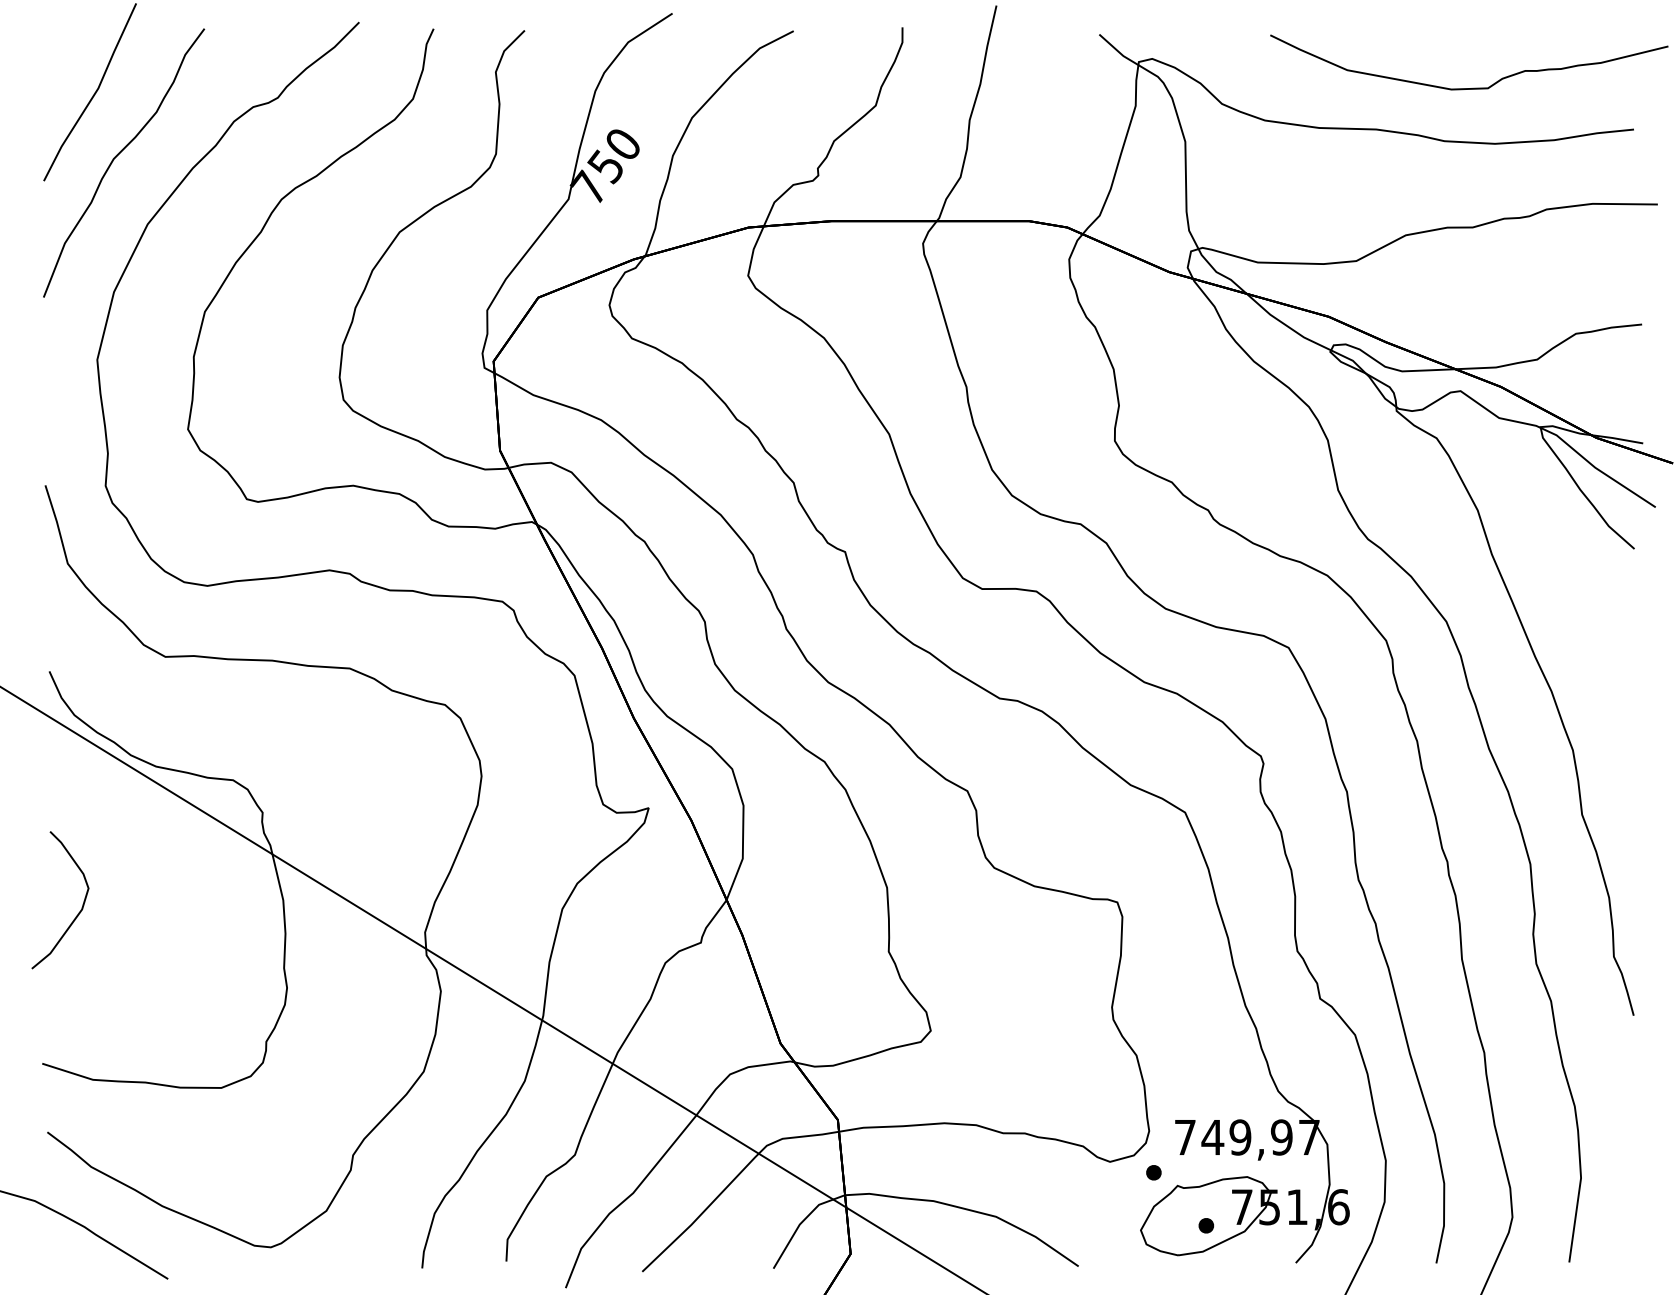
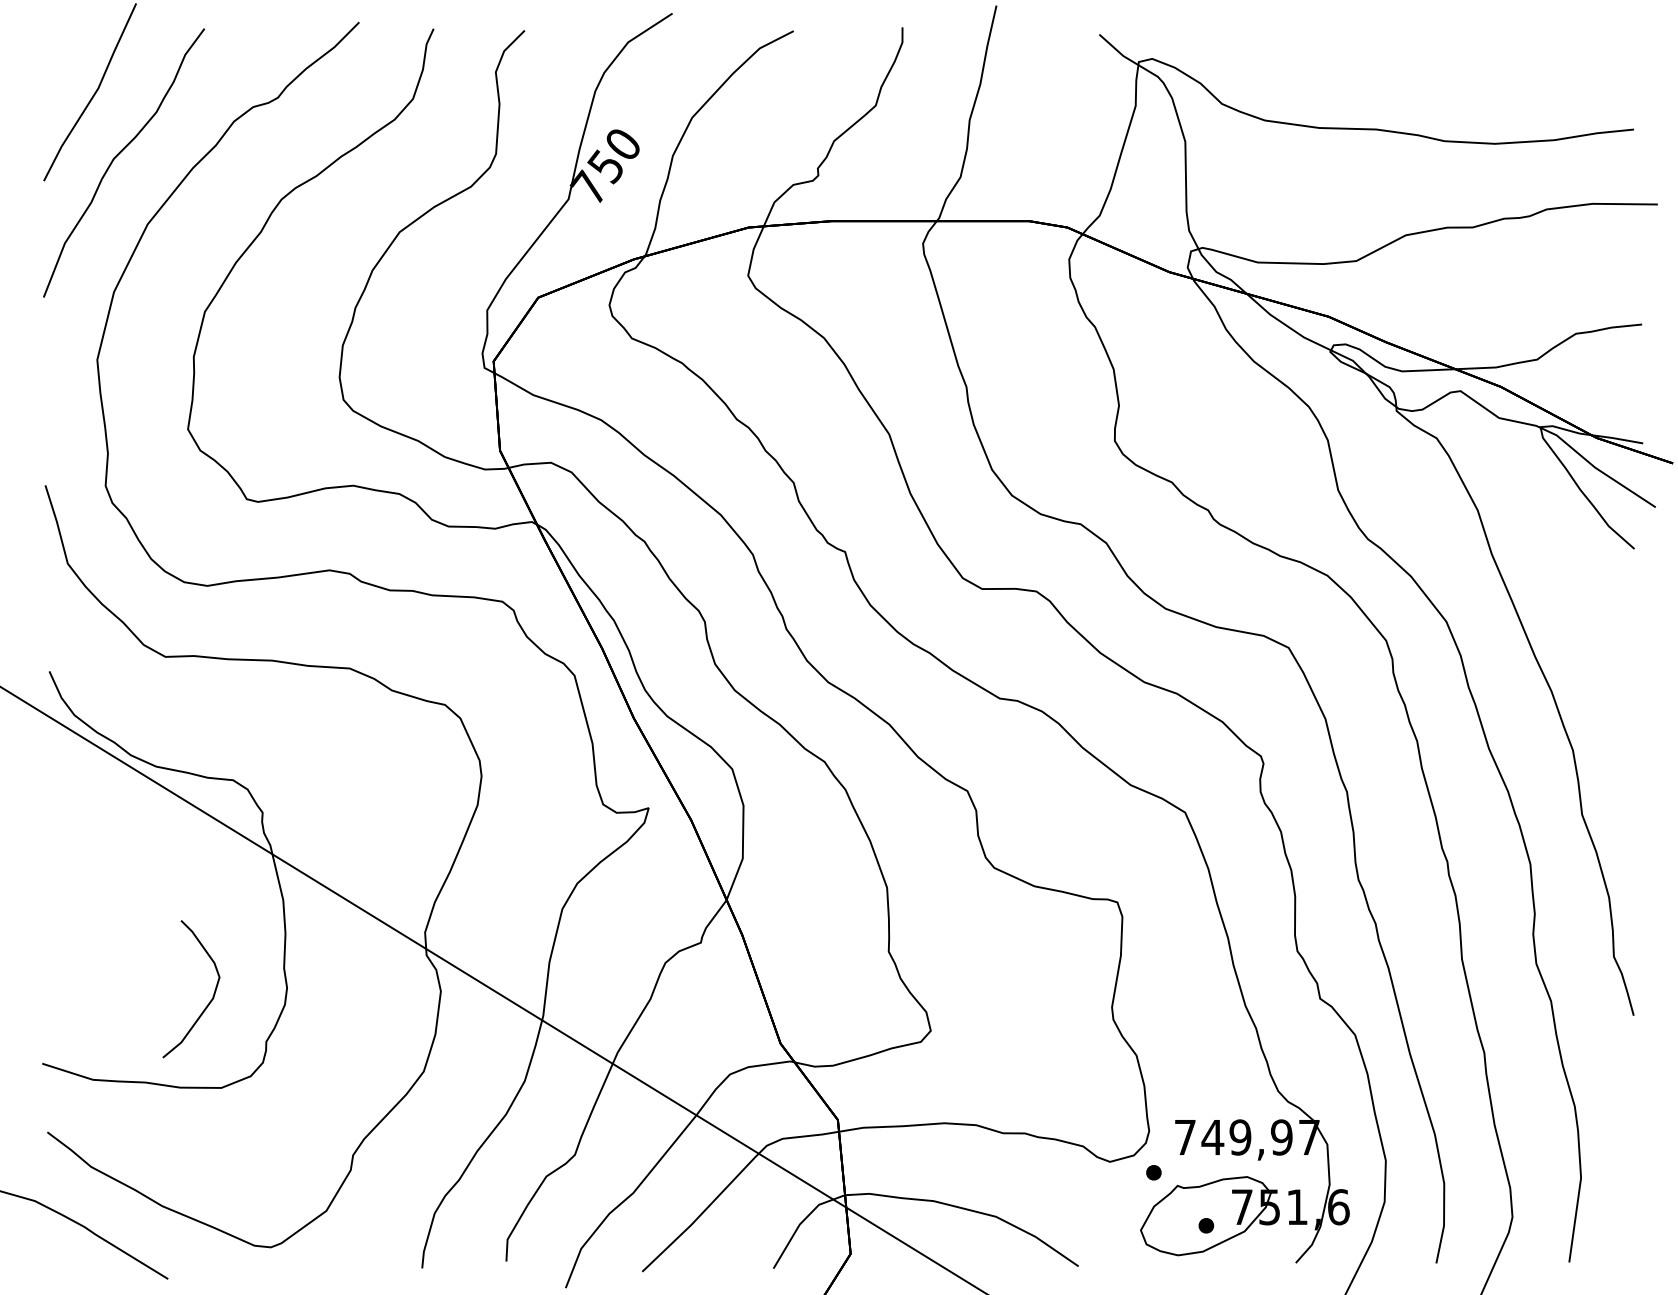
curve: present -> none (1473, 87)
curve position: (78, 912) -> (209, 1001) (209, 1001)
